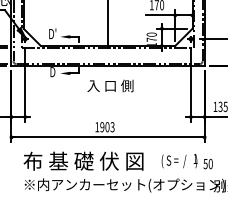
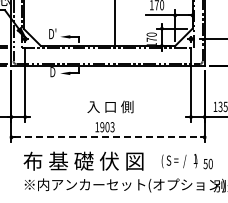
line position: (108, 25) -> (115, 25) (115, 25)
text position: (110, 85) -> (110, 106) (110, 106)
line: solid -> dashed (108, 137)
